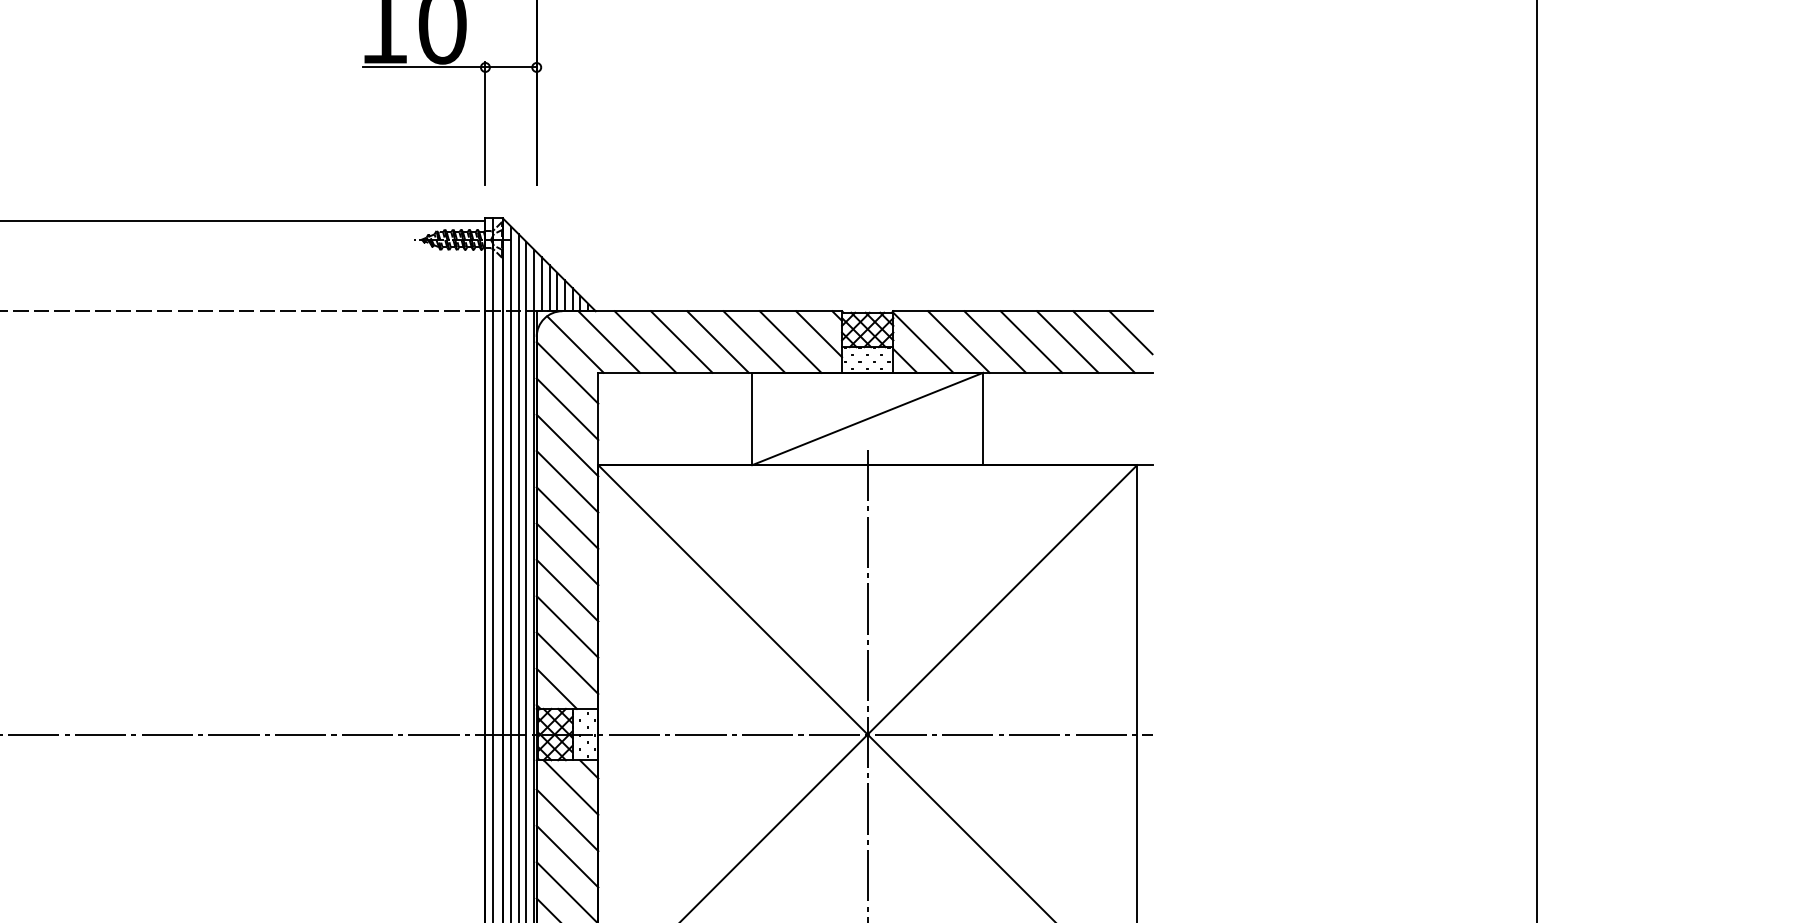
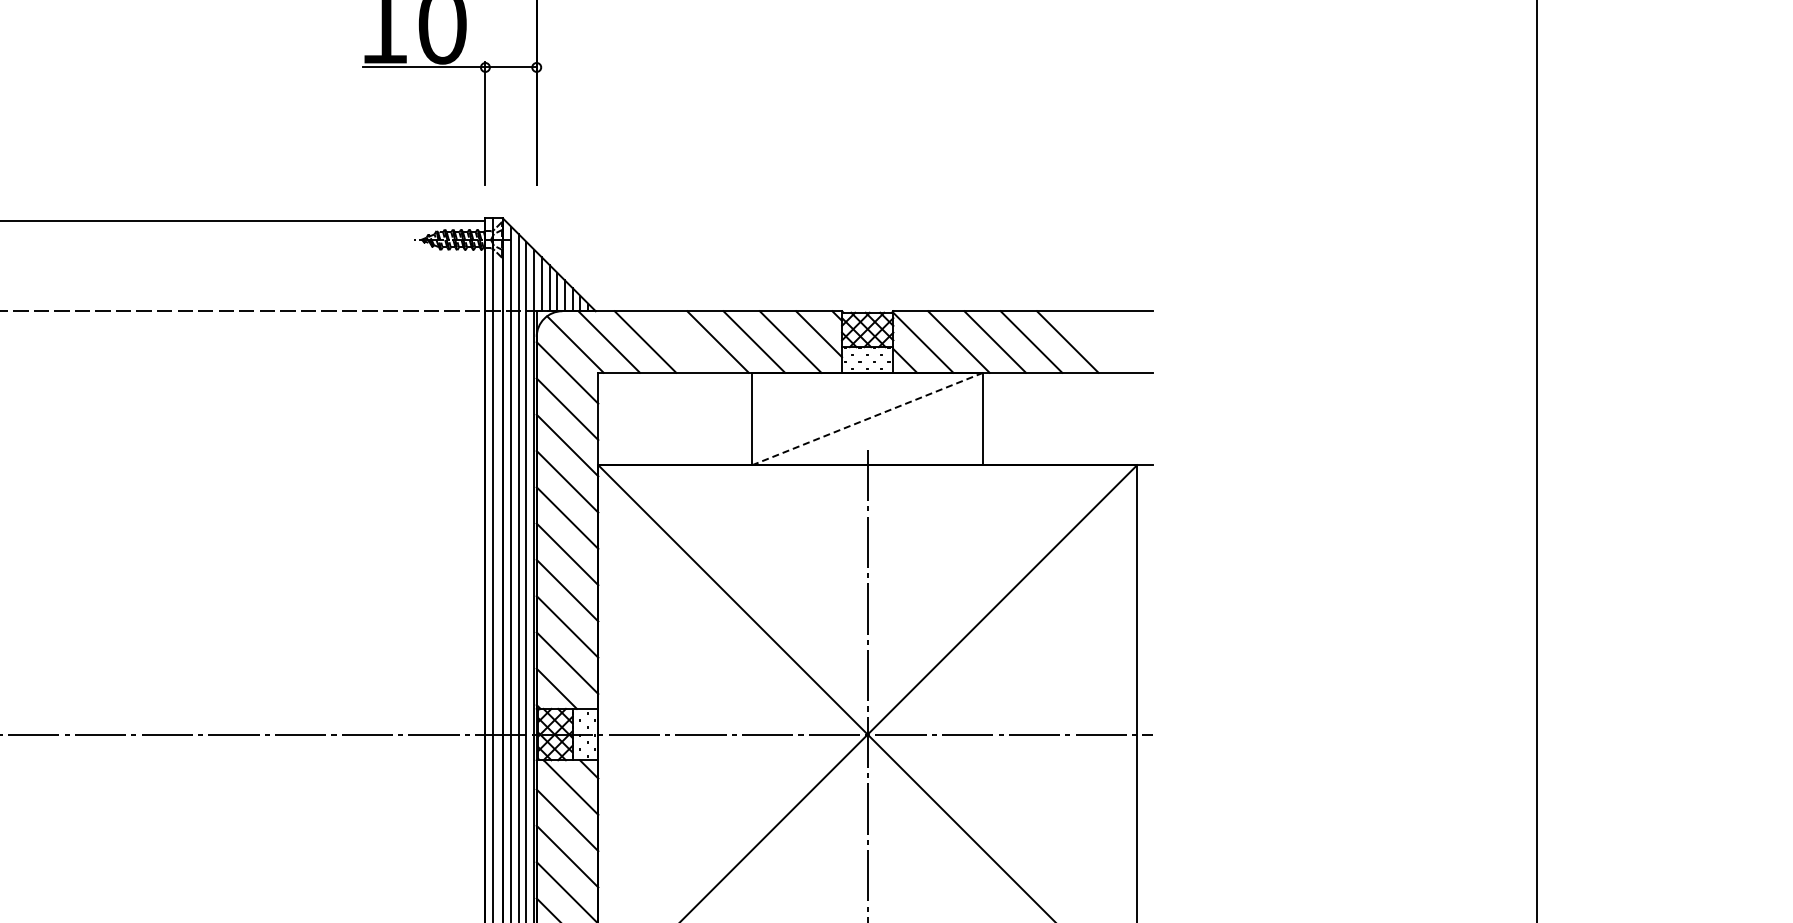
line: present -> none (1130, 332)
line: present -> none (681, 341)
line: present -> none (1103, 341)
line: solid -> dashed (867, 419)
